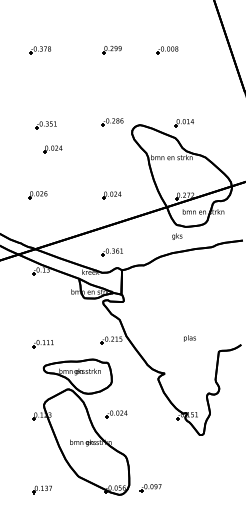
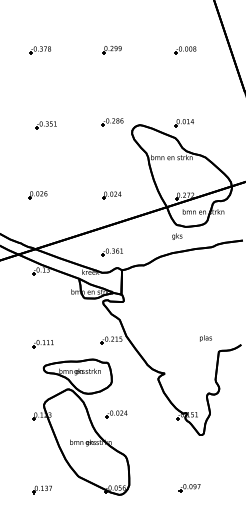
part position: (167, 50) -> (185, 50) (185, 50)
part: present -> none (52, 149)
text position: (189, 338) -> (205, 338) (205, 338)
part position: (150, 488) -> (189, 488) (189, 488)
